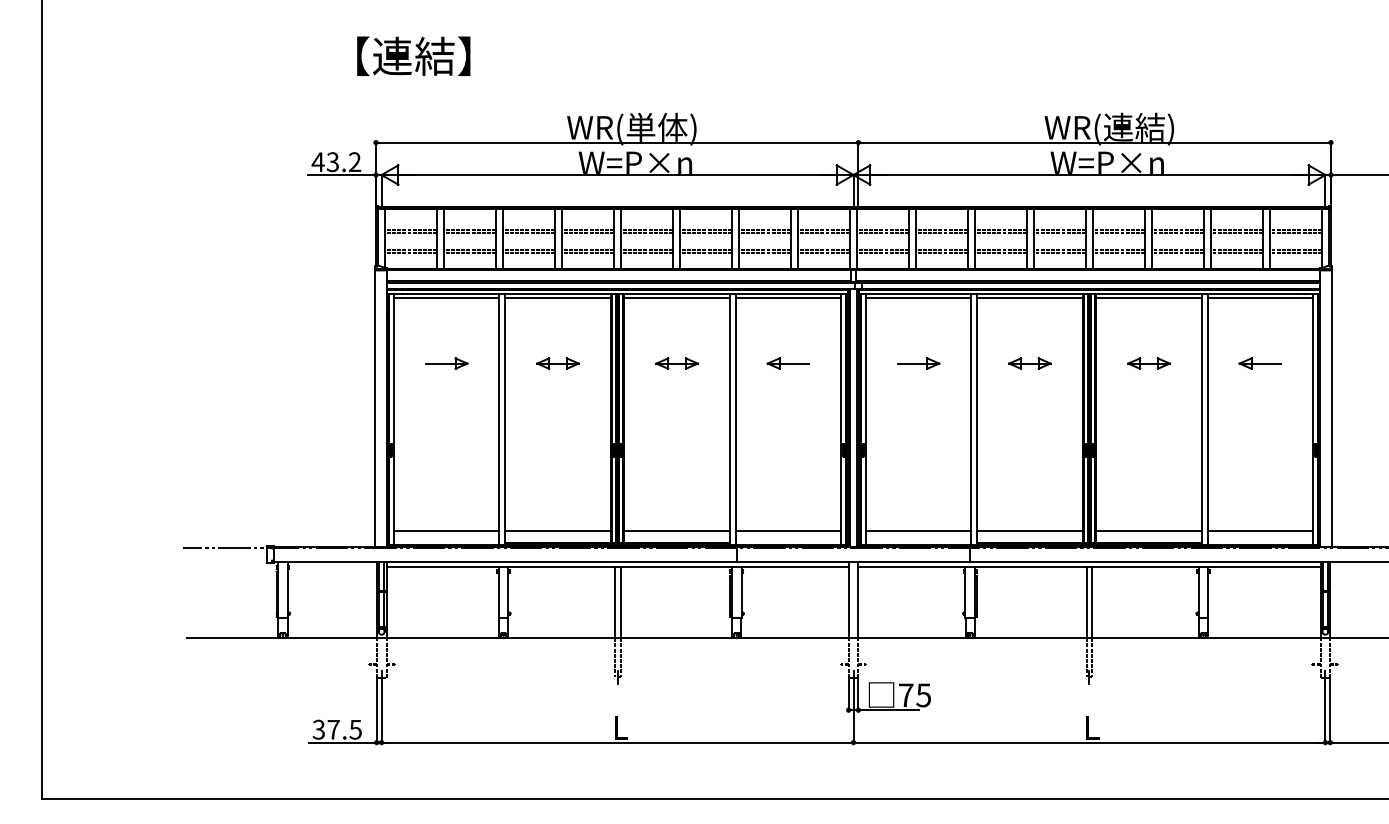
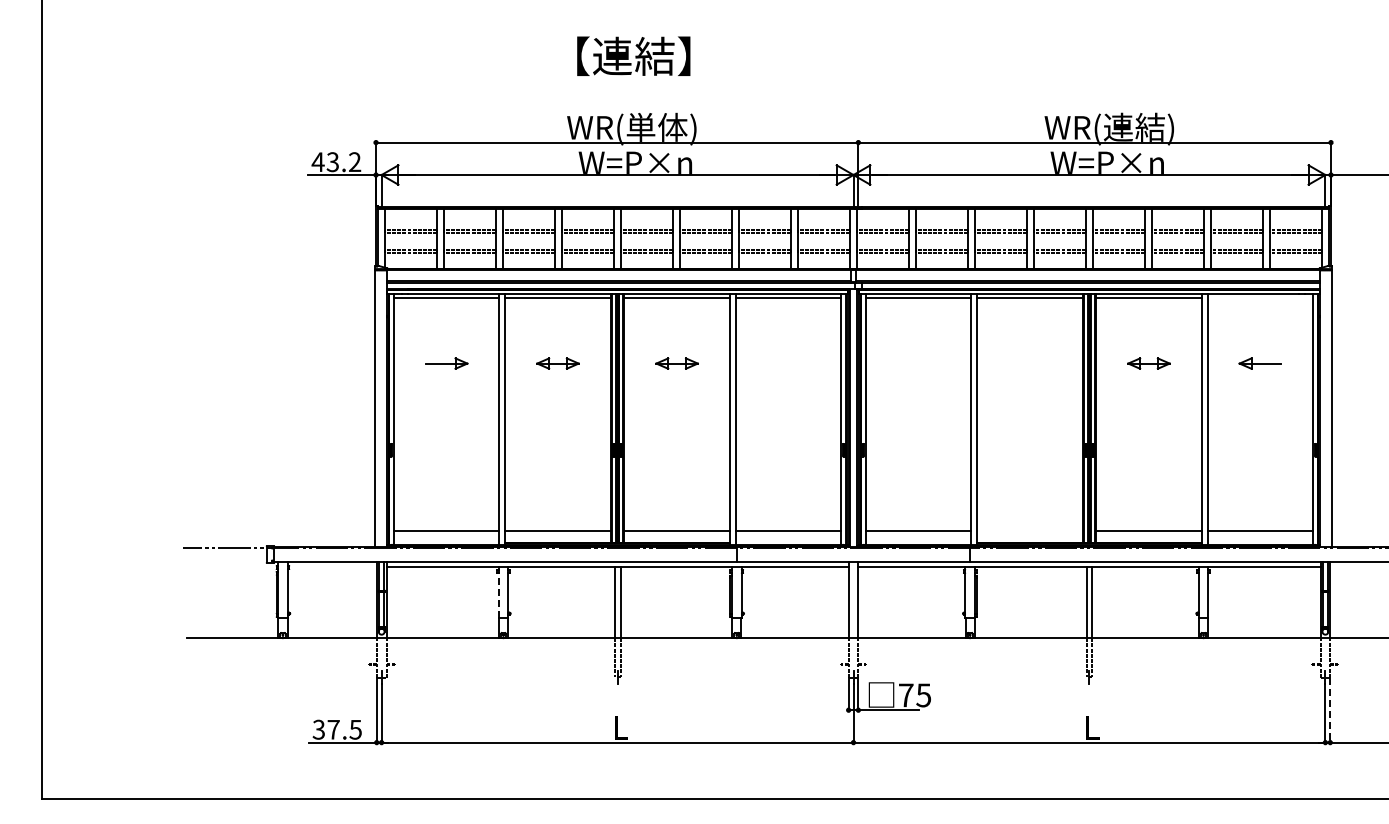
text position: (413, 55) -> (633, 55) (633, 55)
line: present -> none (1260, 297)
part: present -> none (787, 363)
part: present -> none (918, 363)
part: present -> none (1029, 363)
line: present -> none (1029, 530)
line: solid -> dashed (498, 594)
line: solid -> dashed (1330, 710)
